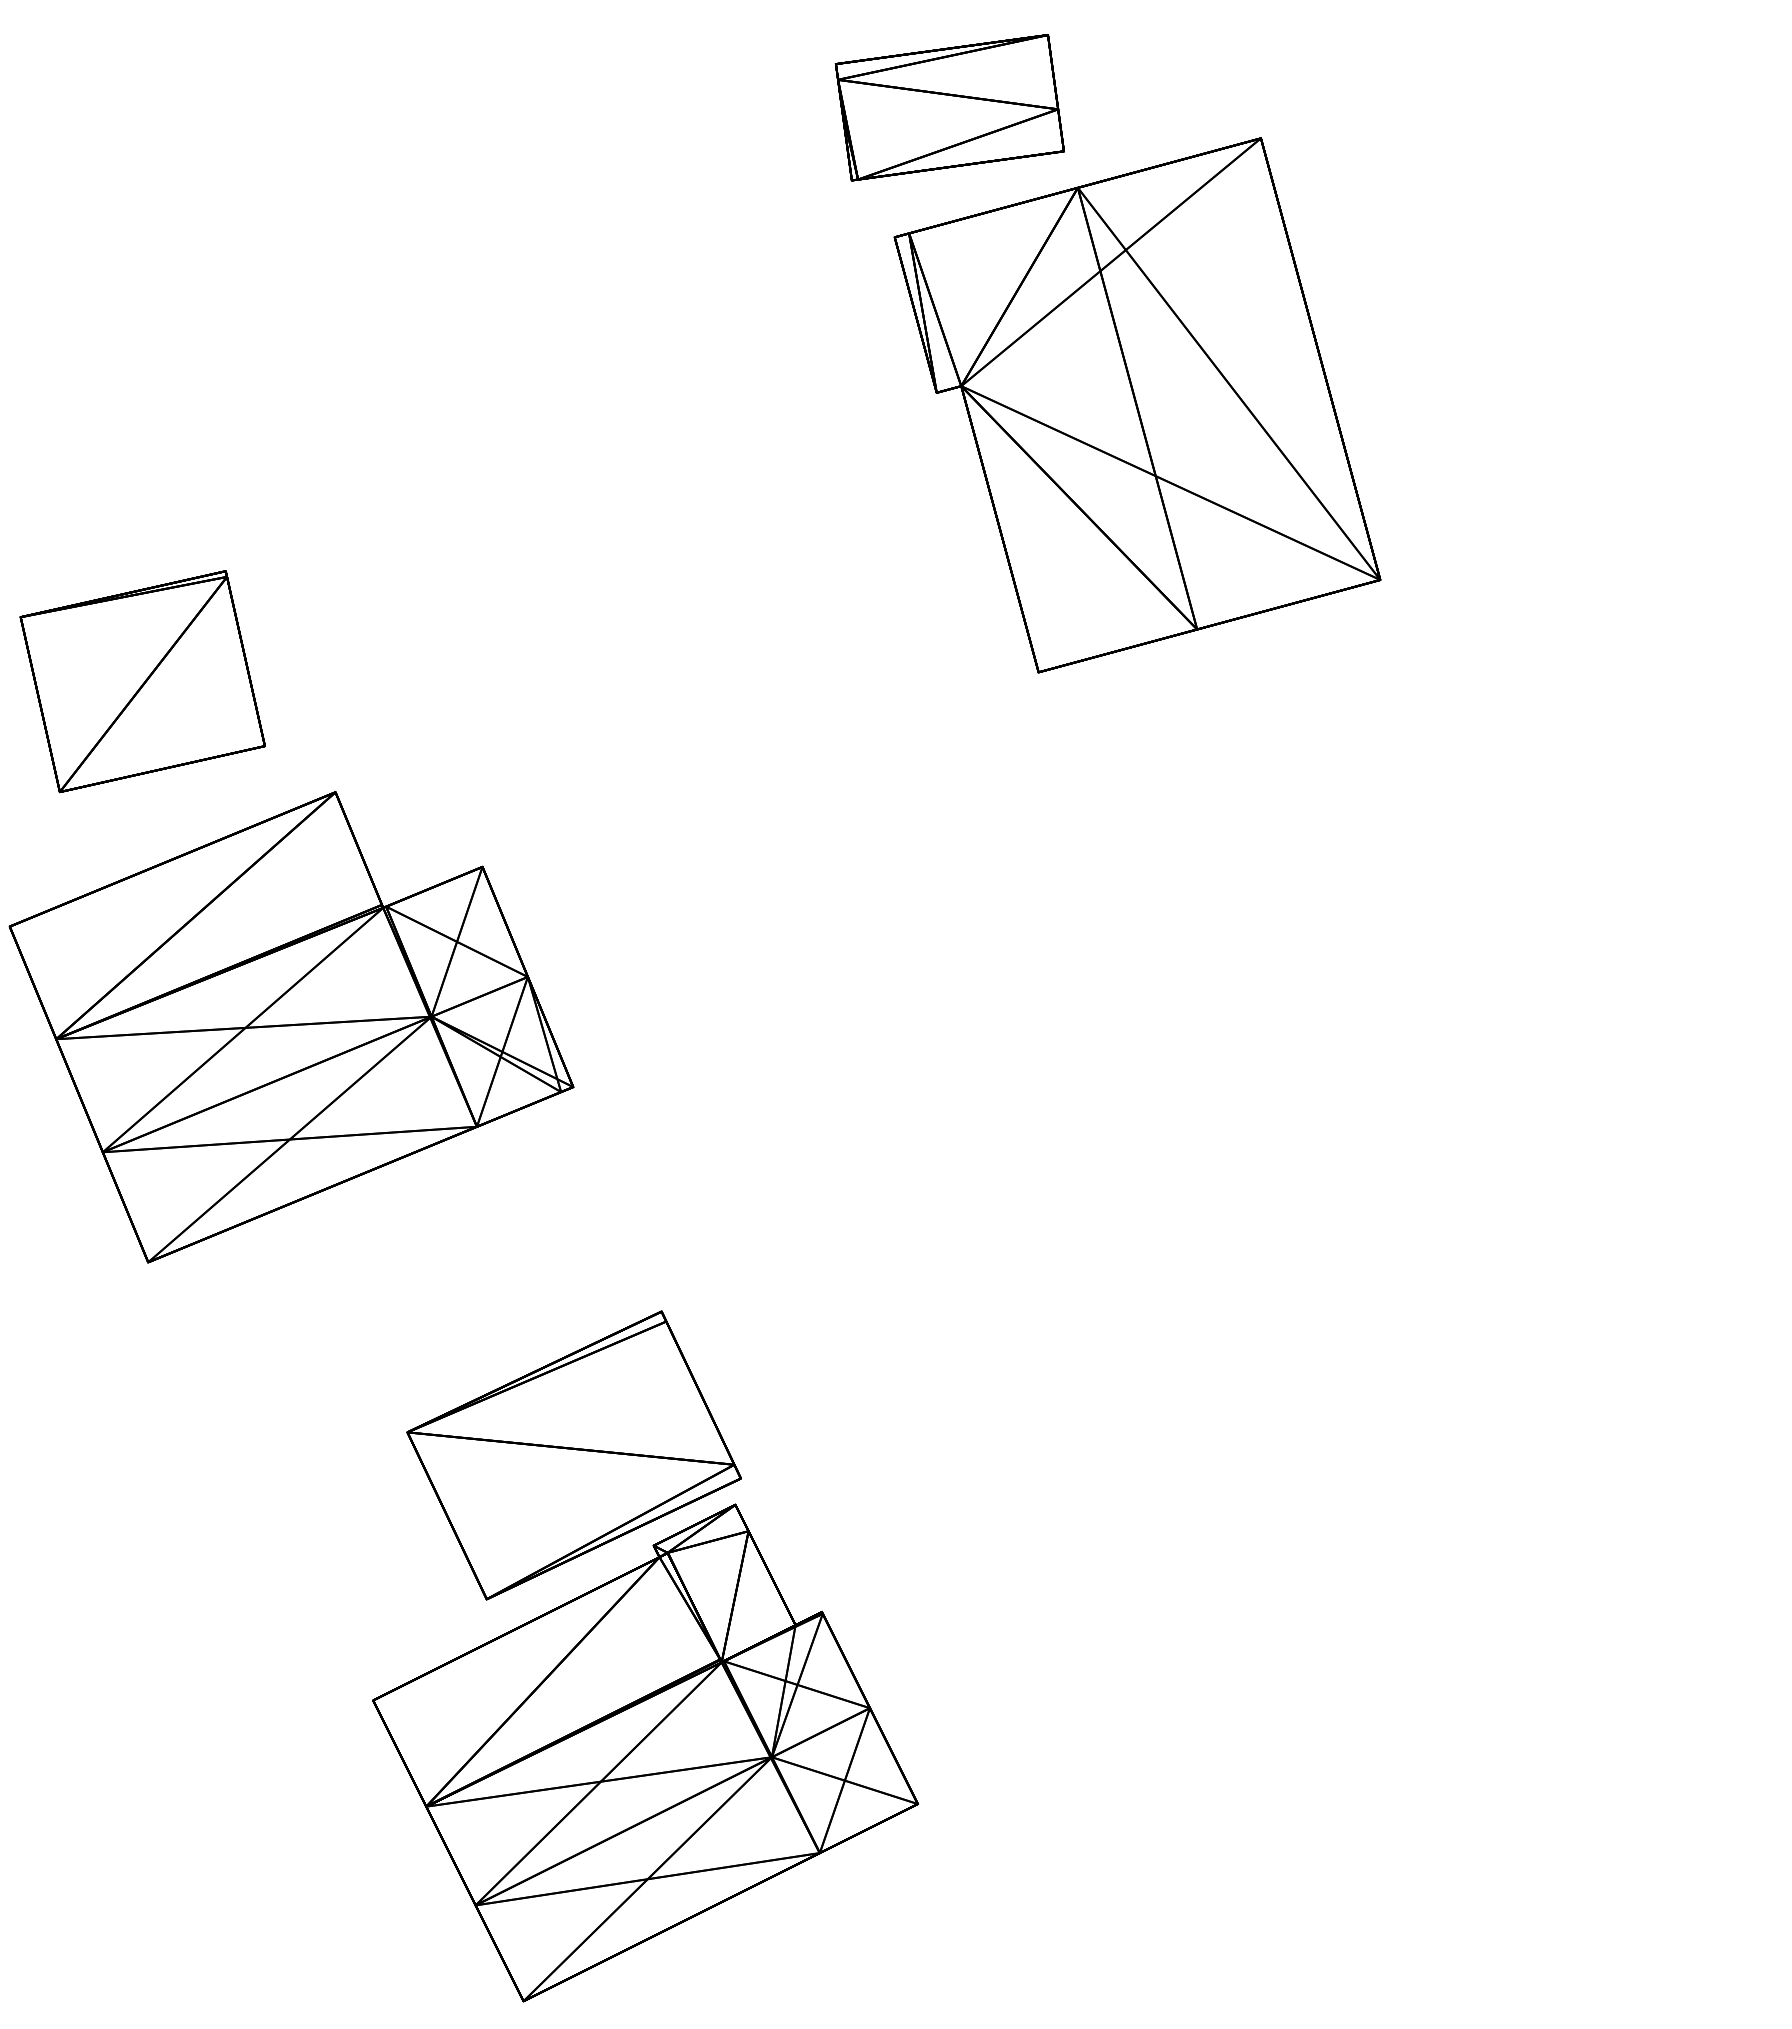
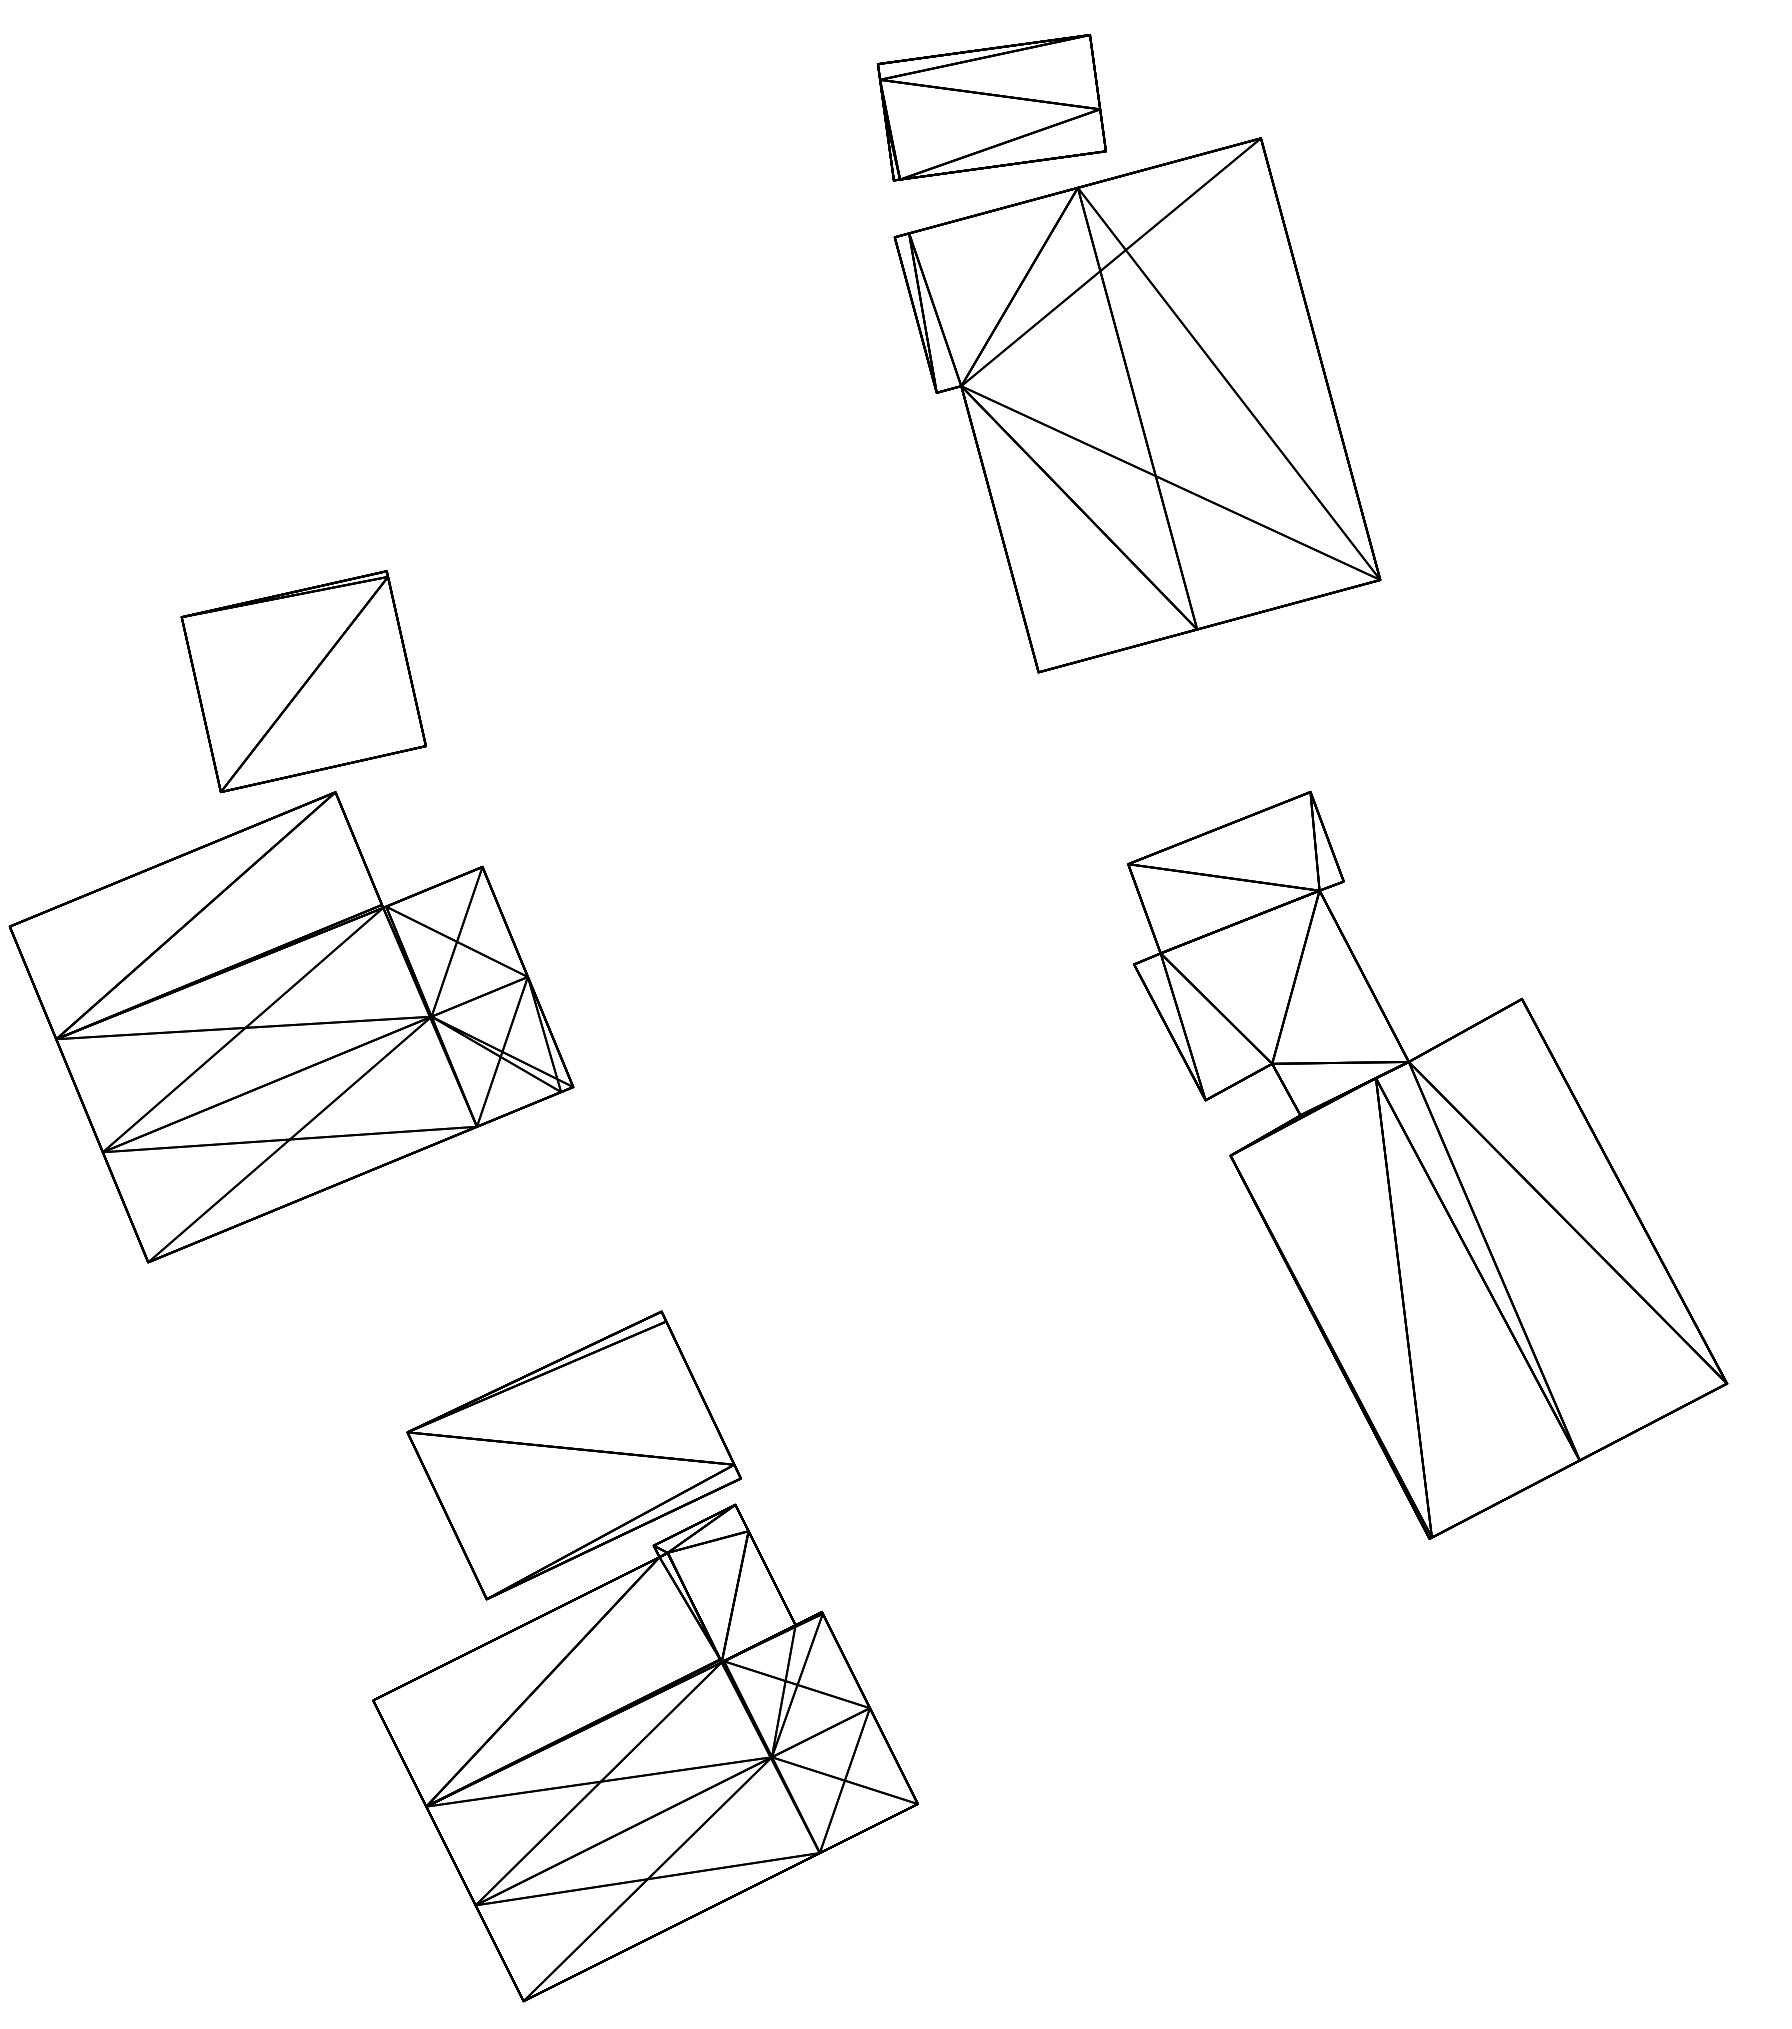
part position: (949, 107) -> (991, 107) (991, 107)
part position: (142, 681) -> (303, 681) (303, 681)
part: none -> present (1427, 1165)
